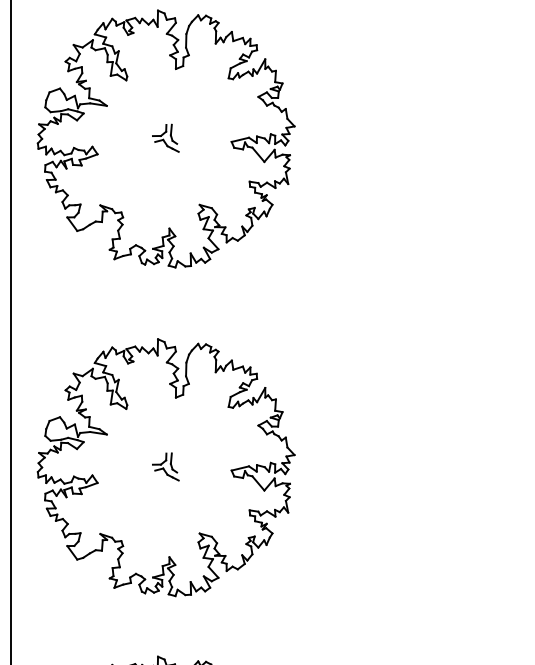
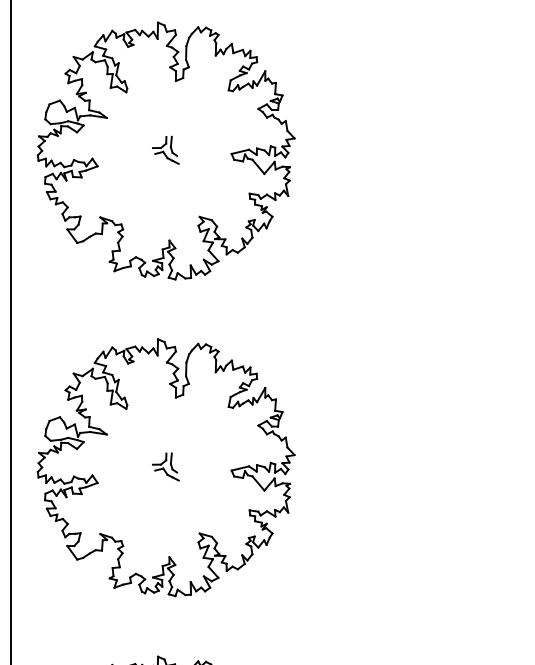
part position: (165, 138) -> (165, 150) (165, 150)
